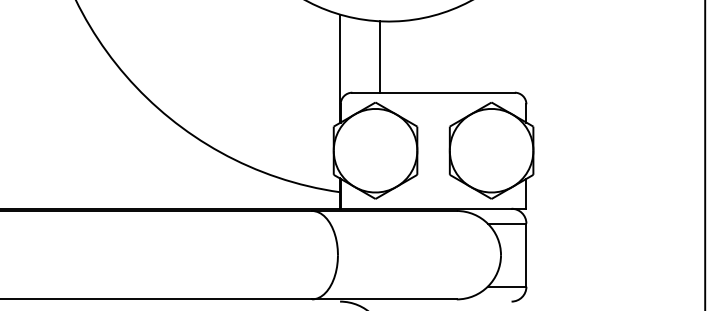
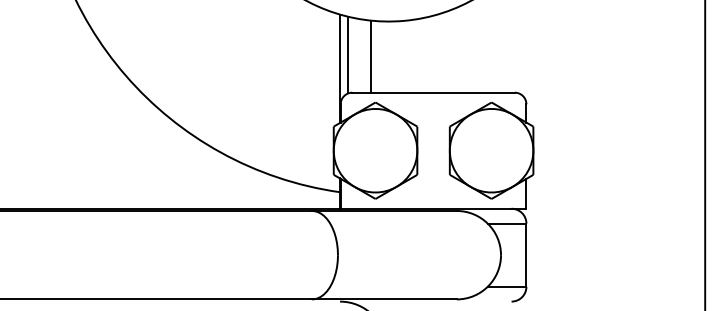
line: none -> present (348, 54)
line position: (380, 56) -> (371, 56) (371, 56)
